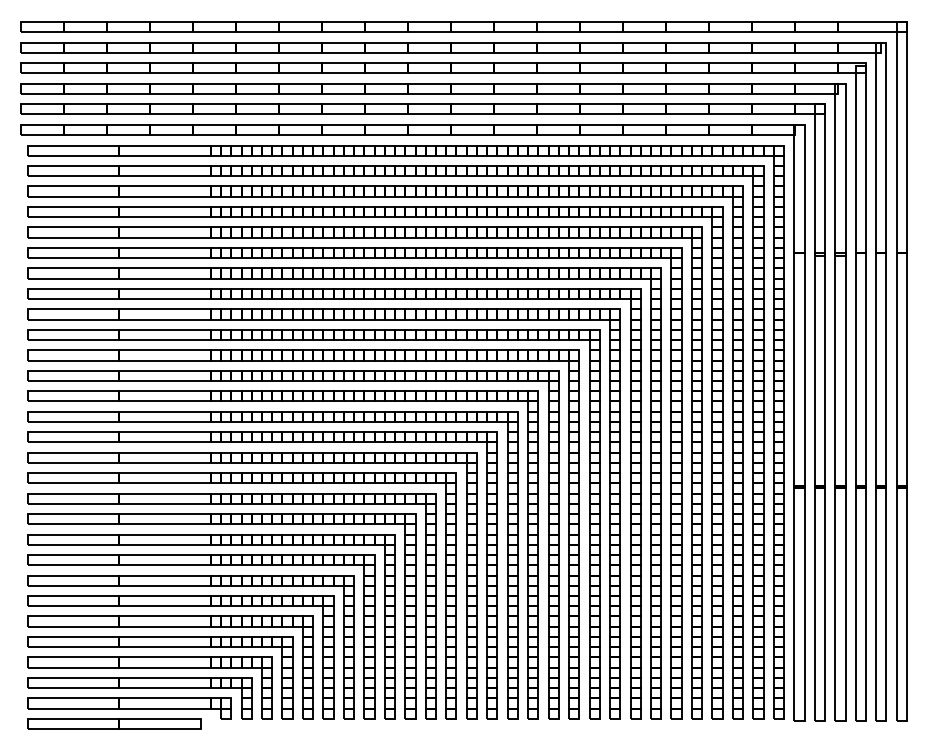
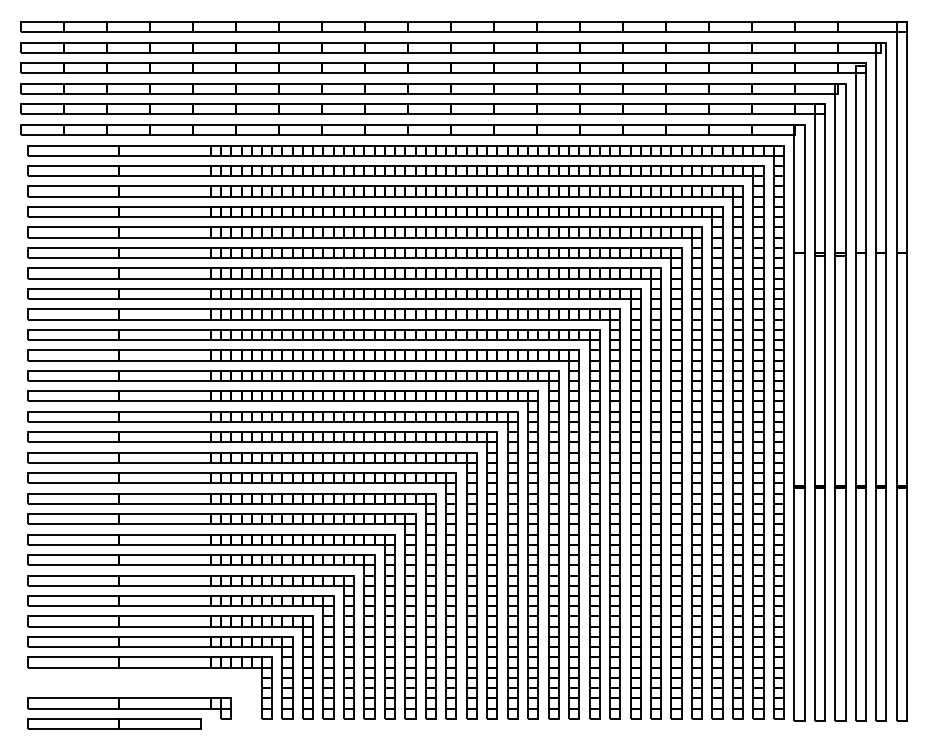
part: present -> none (139, 688)
